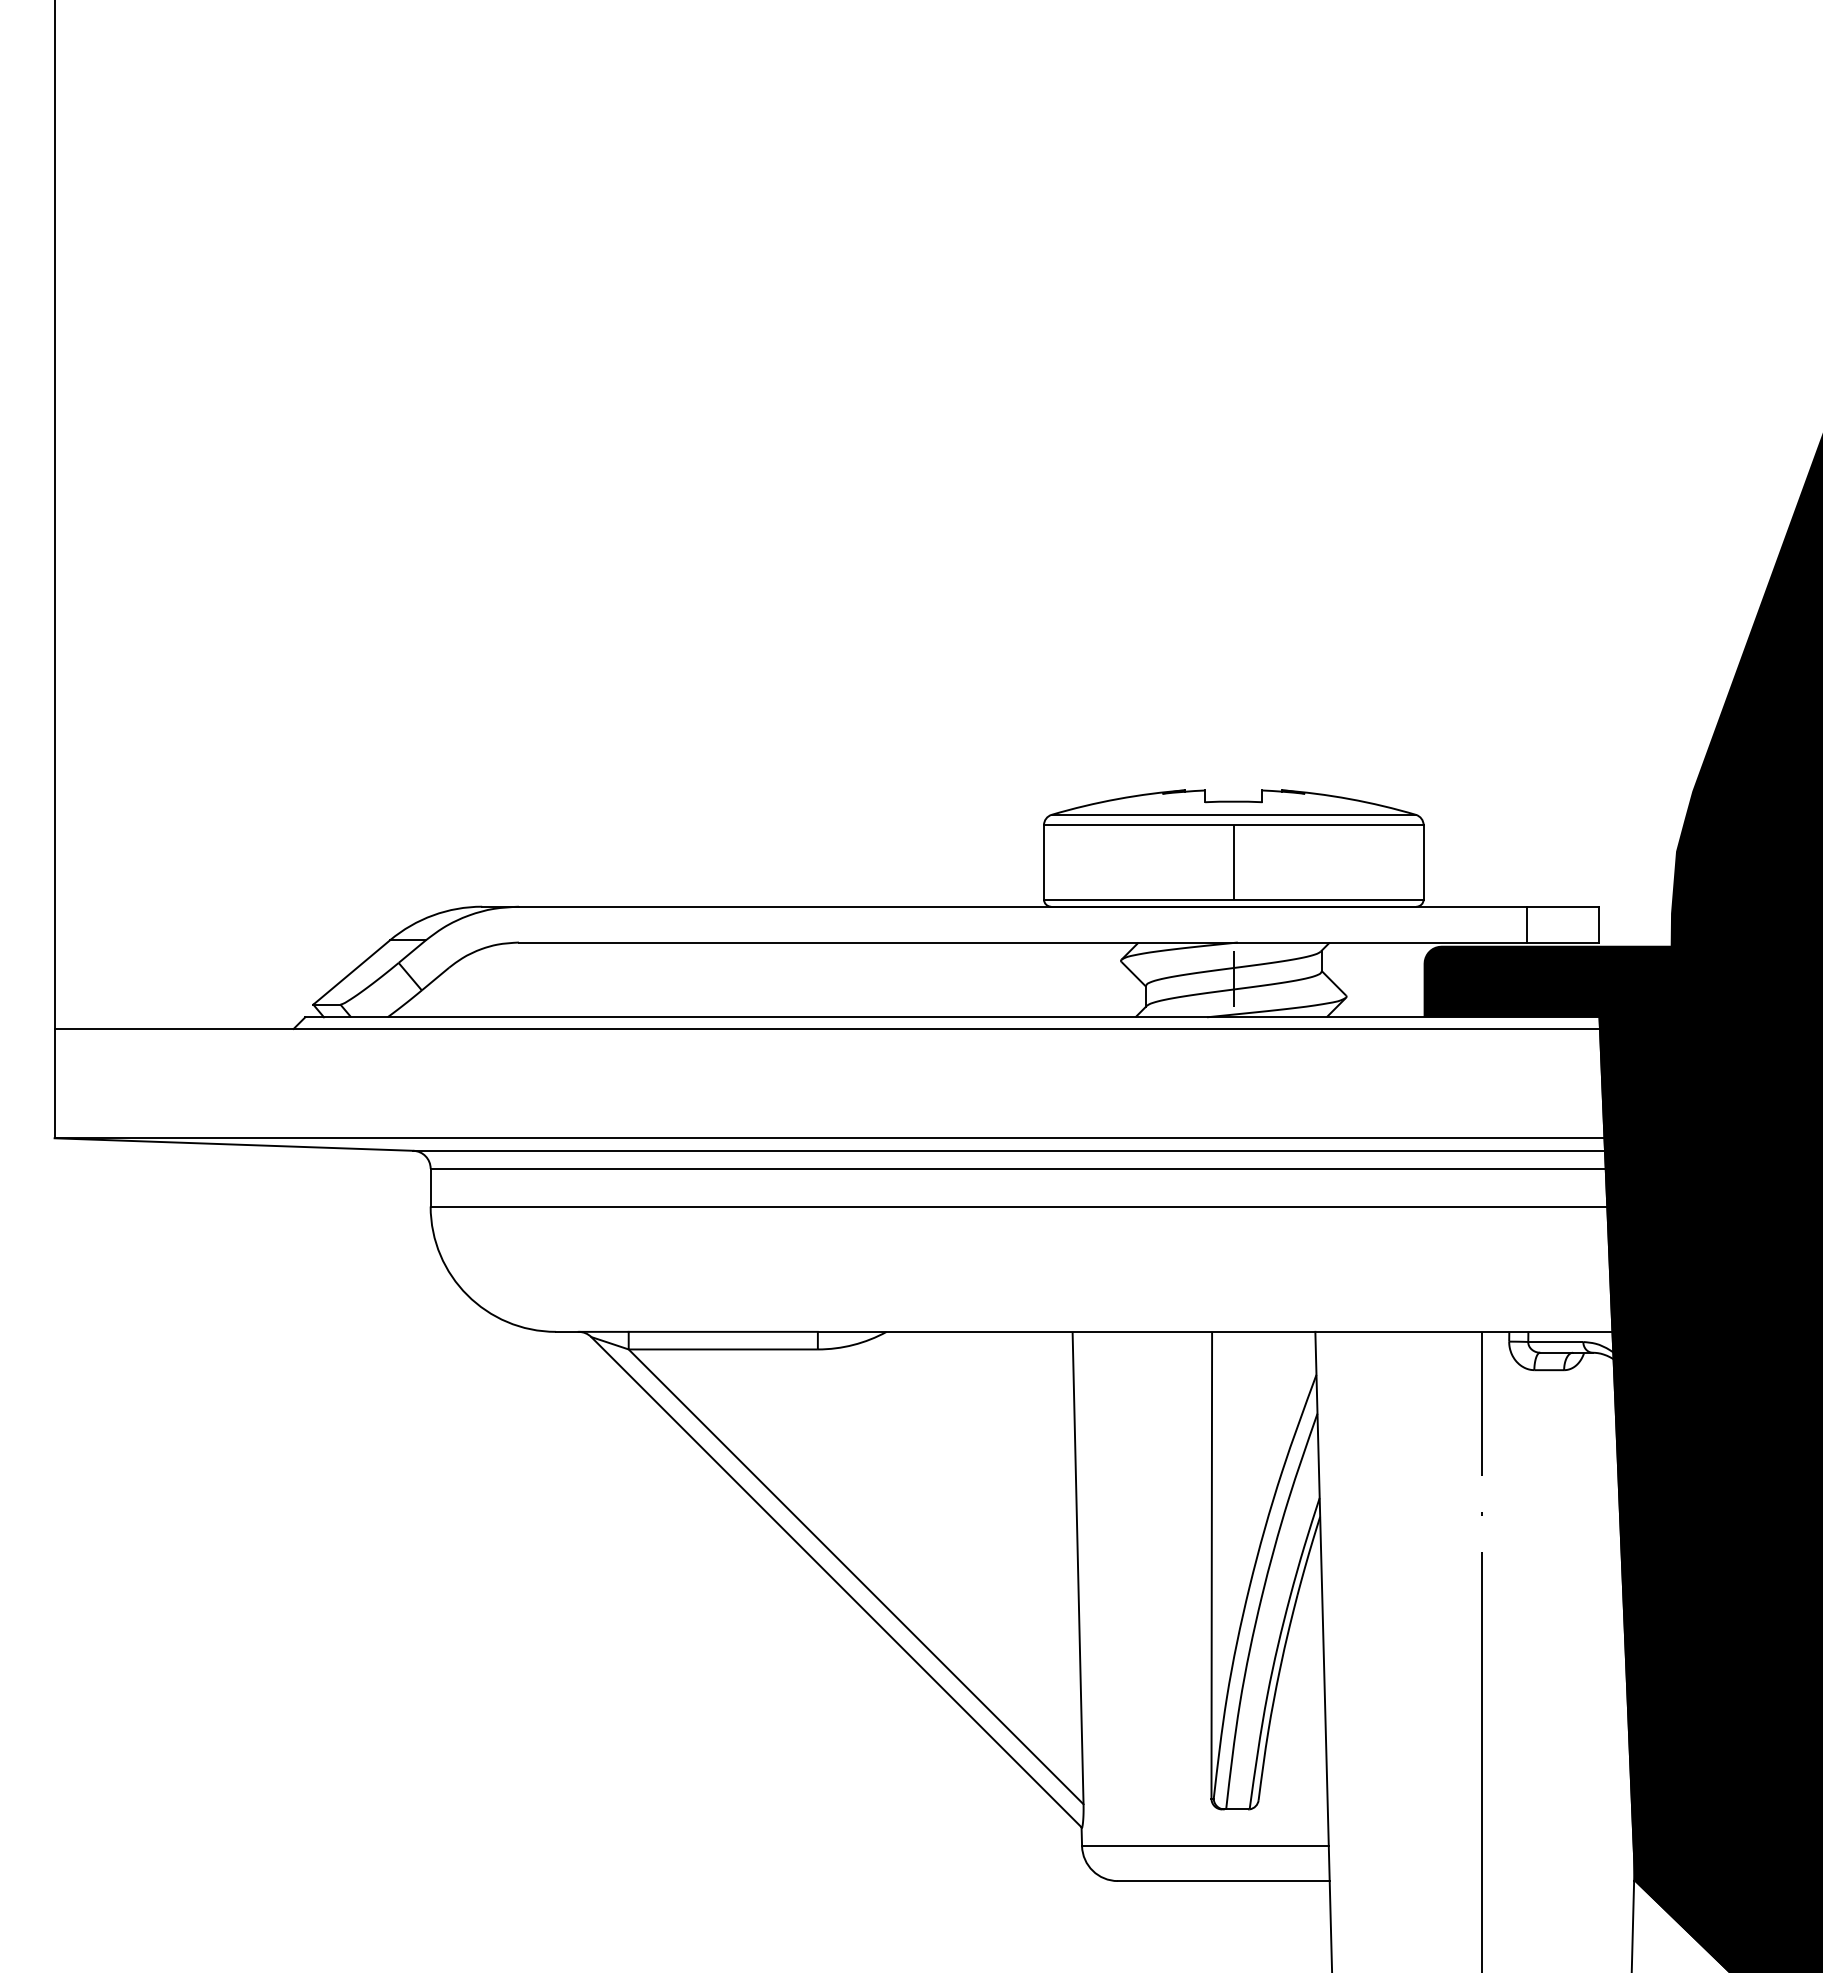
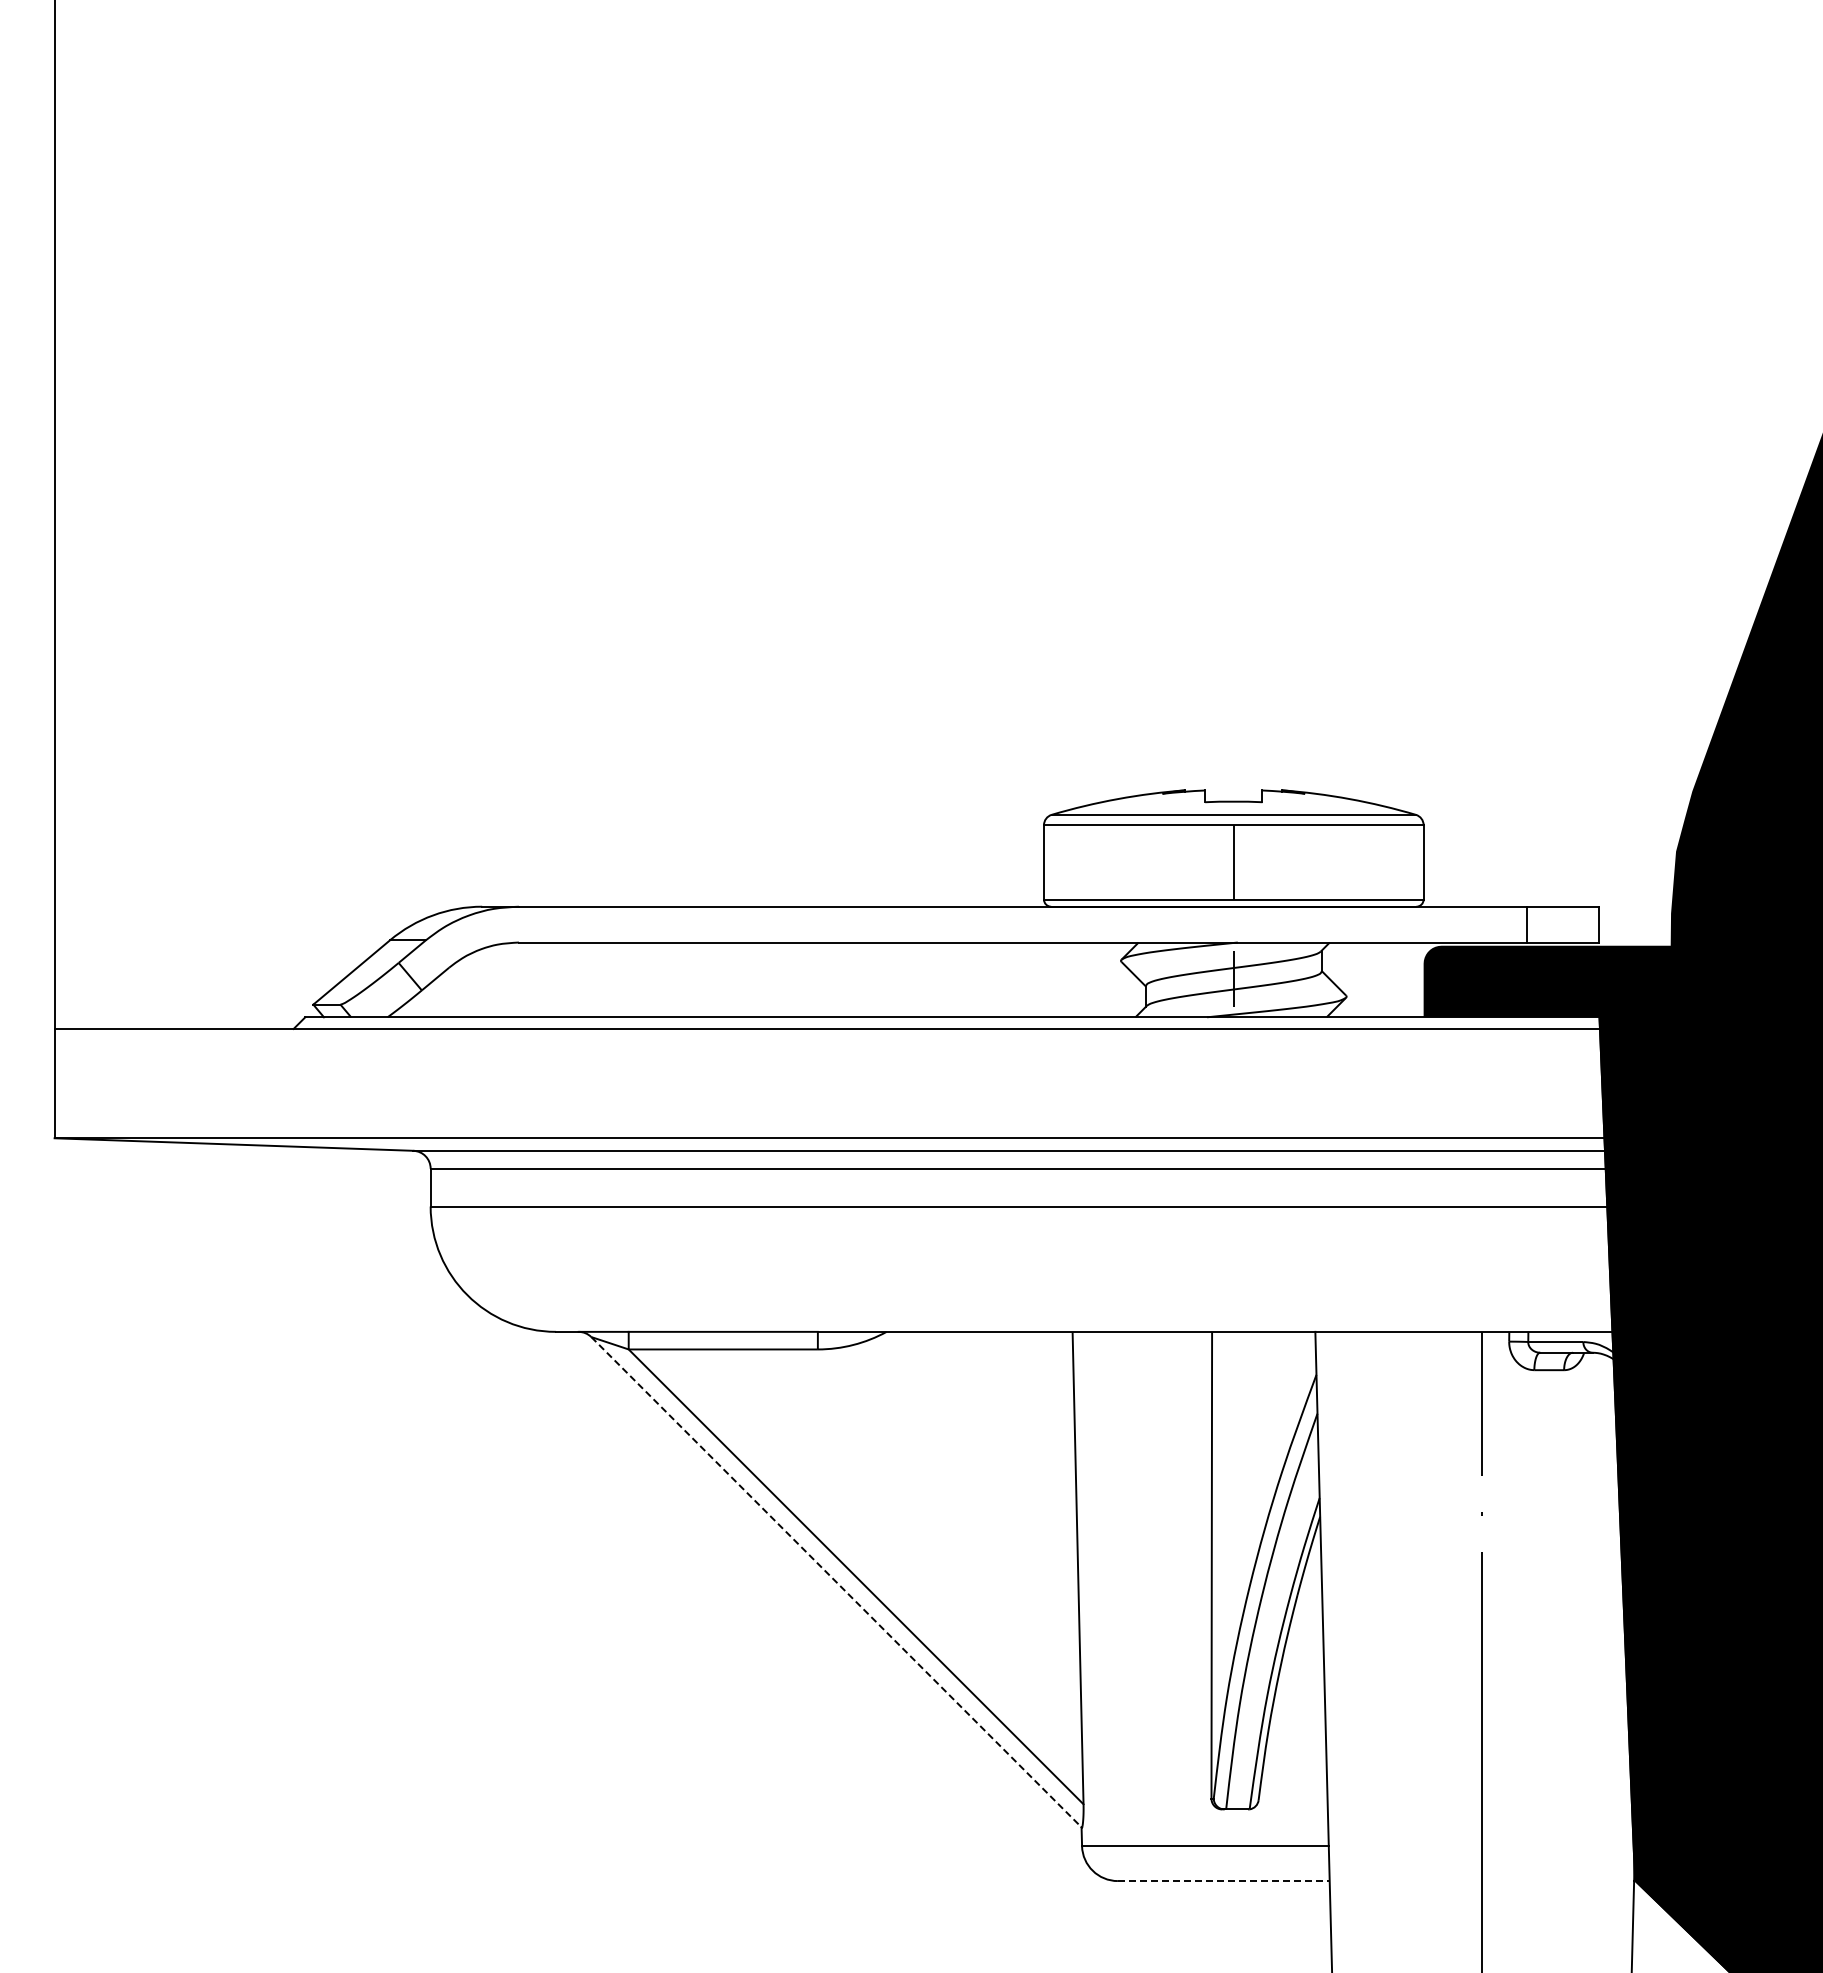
line: solid -> dashed (836, 1582)
line: solid -> dashed (1223, 1881)
